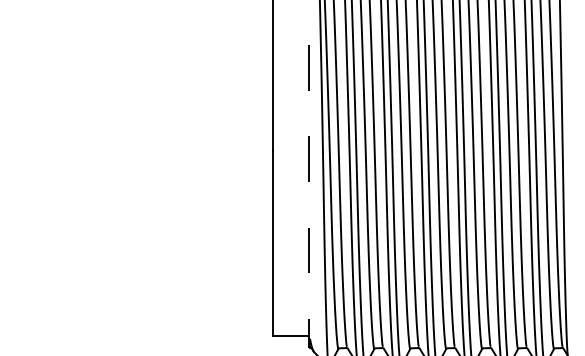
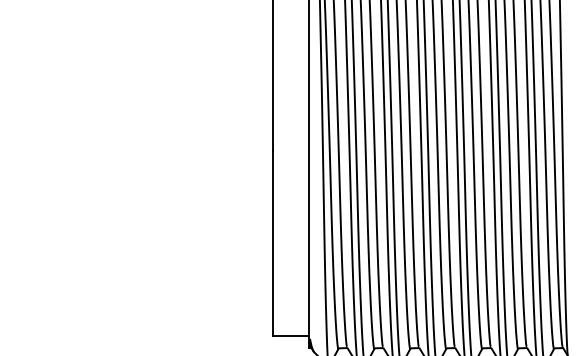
line: dashed -> solid (309, 174)
